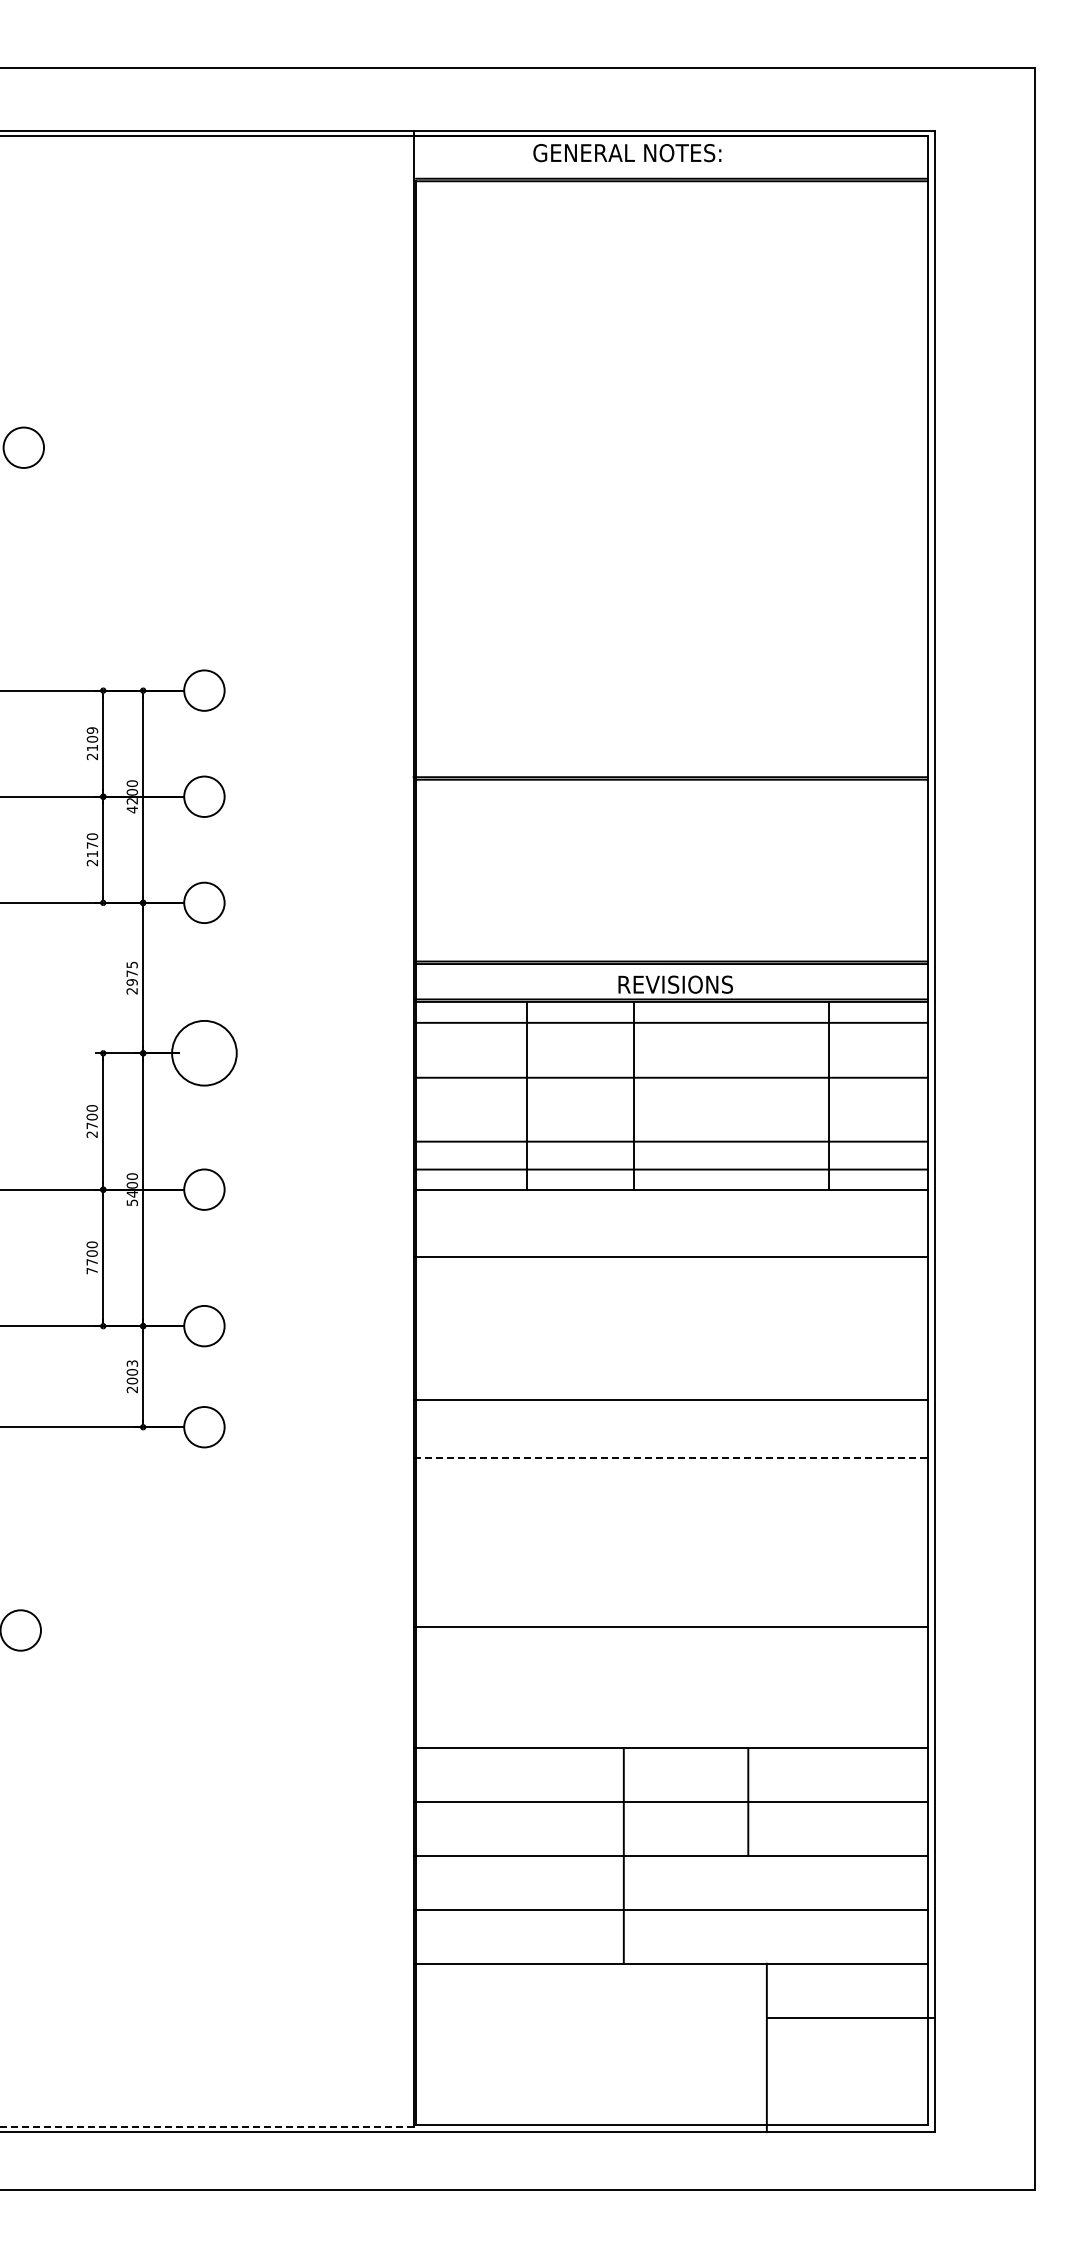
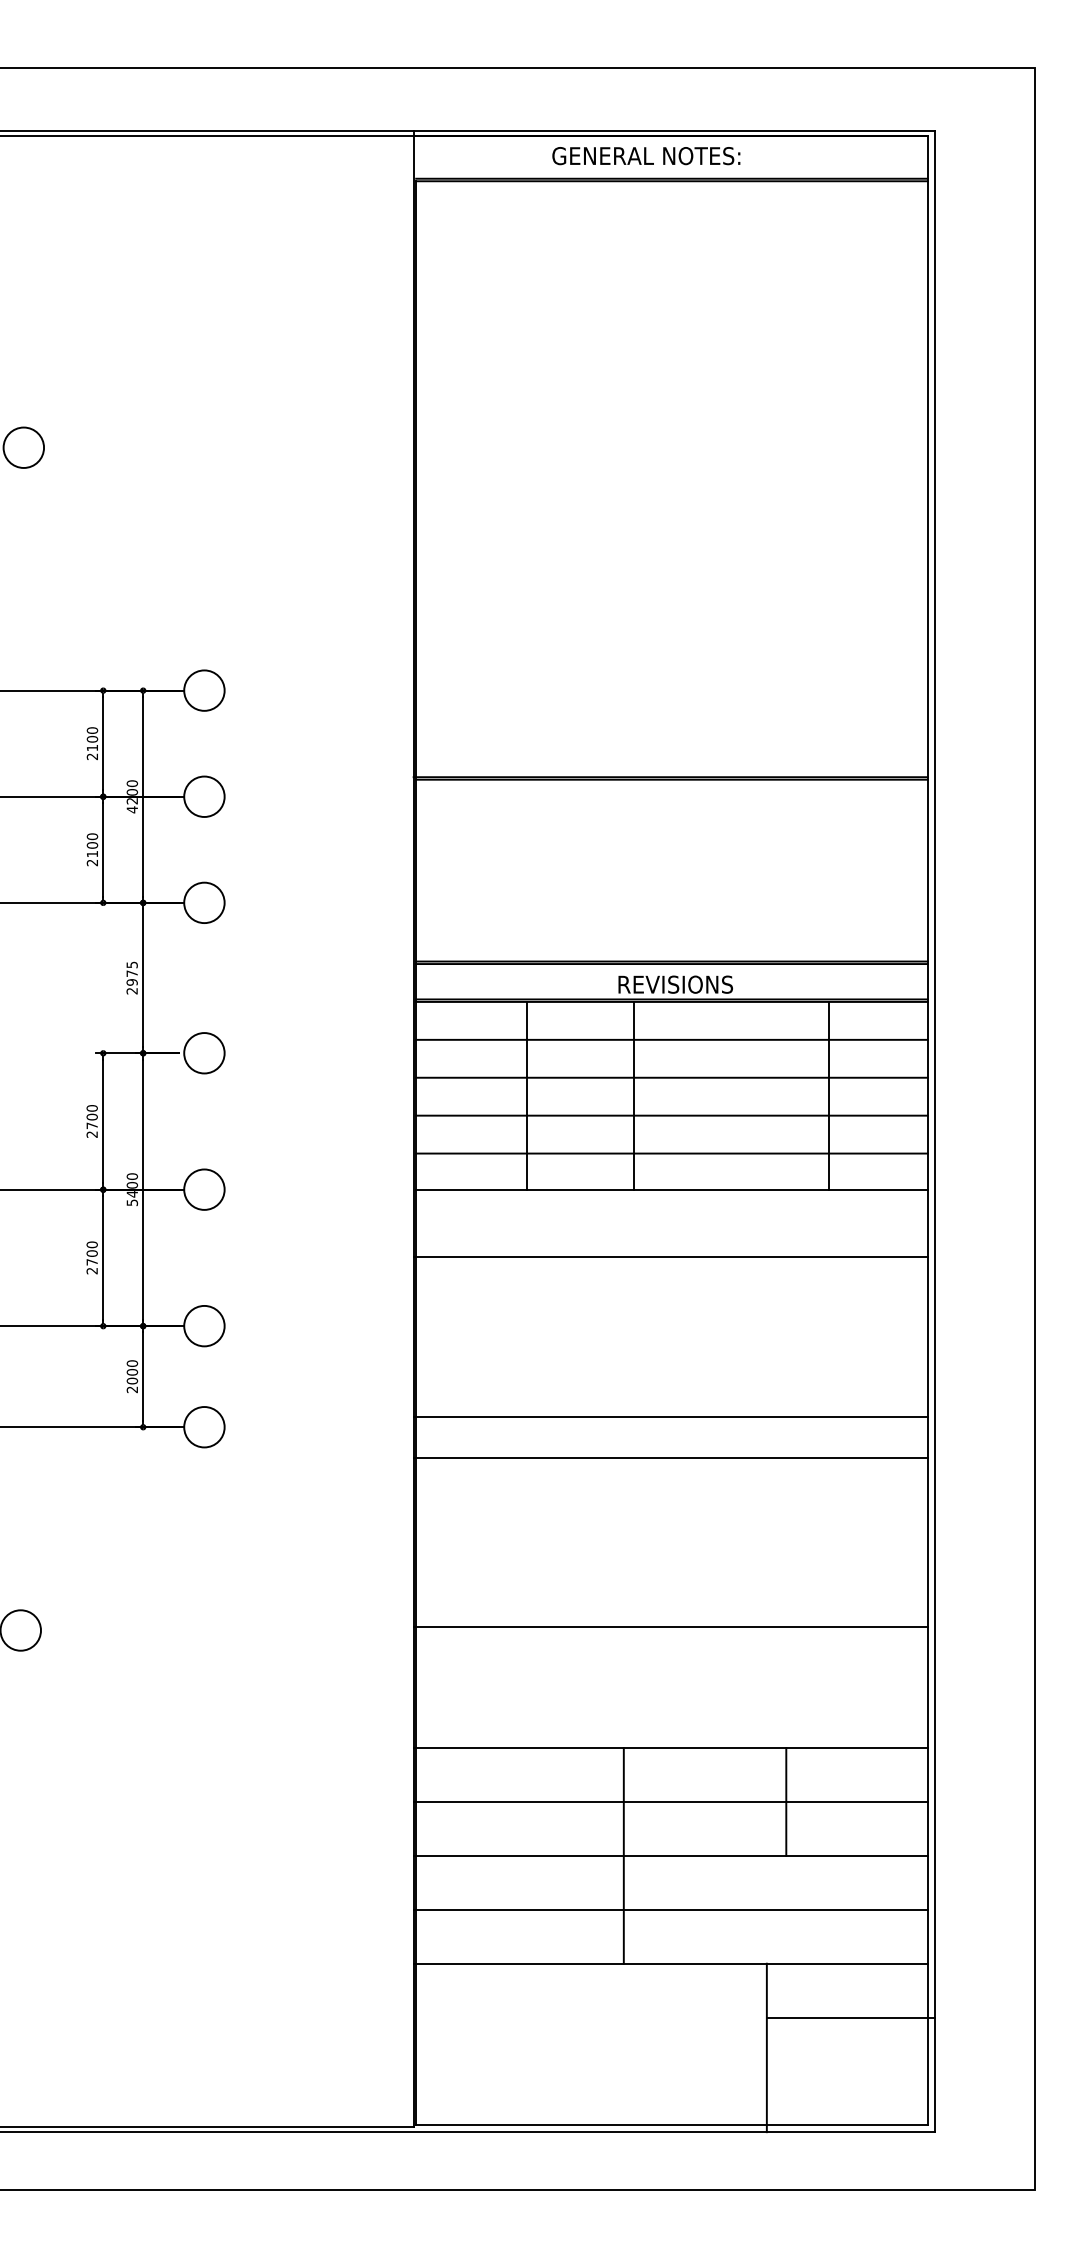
text position: (627, 153) -> (646, 156) (646, 156)
text: 2109 -> 2100 (92, 730)
text: 2170 -> 2100 (92, 845)
line position: (671, 1022) -> (671, 1039) (671, 1039)
circle diameter: 65 px -> 40 px (204, 1053)
line position: (671, 1141) -> (671, 1115) (671, 1115)
line position: (671, 1169) -> (671, 1153) (671, 1153)
text: 7700 -> 2700 (91, 1271)
text: 2003 -> 2000 (132, 1363)
line position: (670, 1400) -> (670, 1417) (670, 1417)
line: dashed -> solid (671, 1458)
line position: (748, 1801) -> (786, 1801) (786, 1801)
line: dashed -> solid (206, 2127)
